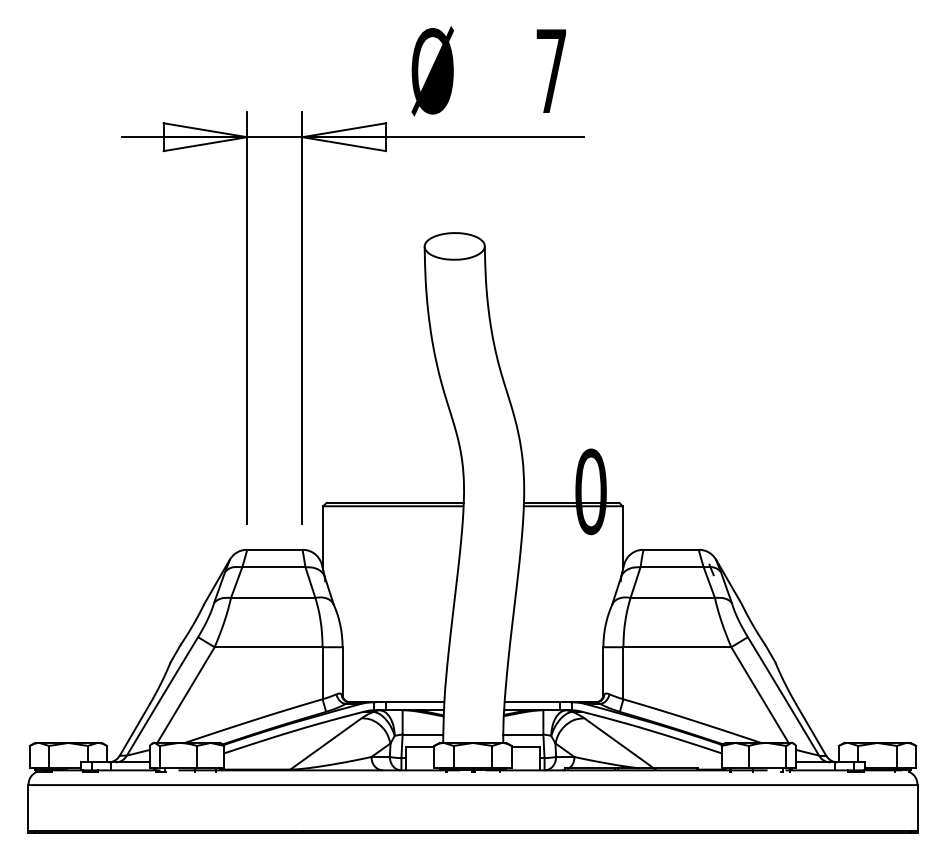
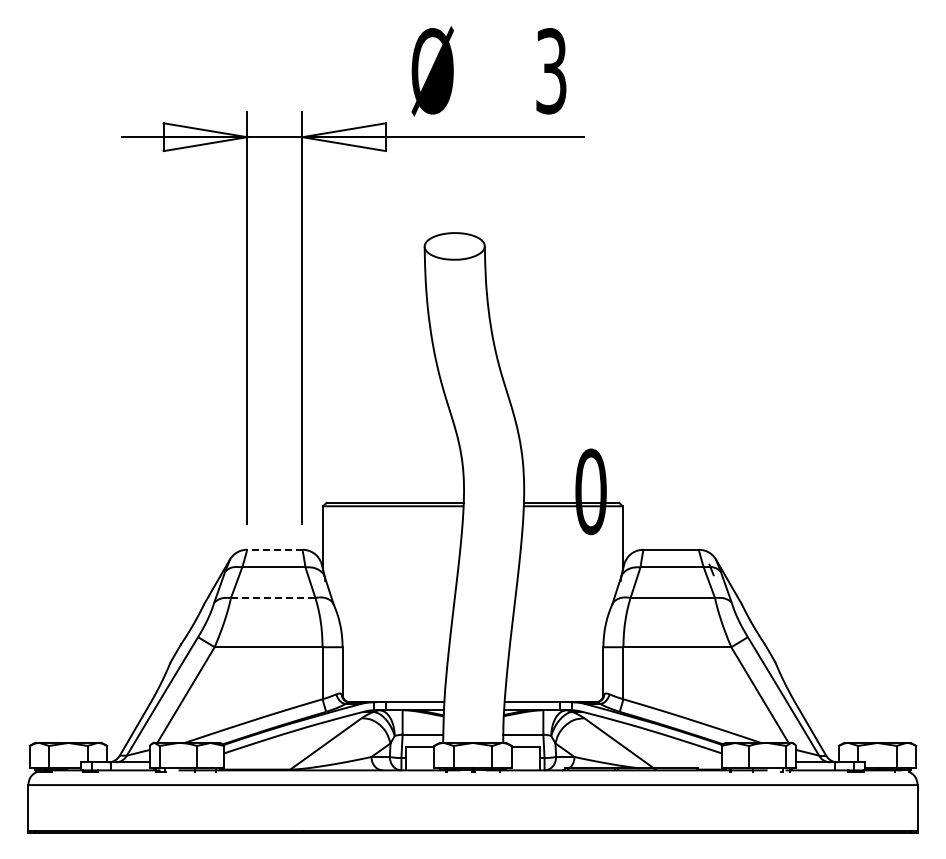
text: 7 -> 3 (551, 71)
line: solid -> dashed (274, 549)
line: solid -> dashed (272, 597)
